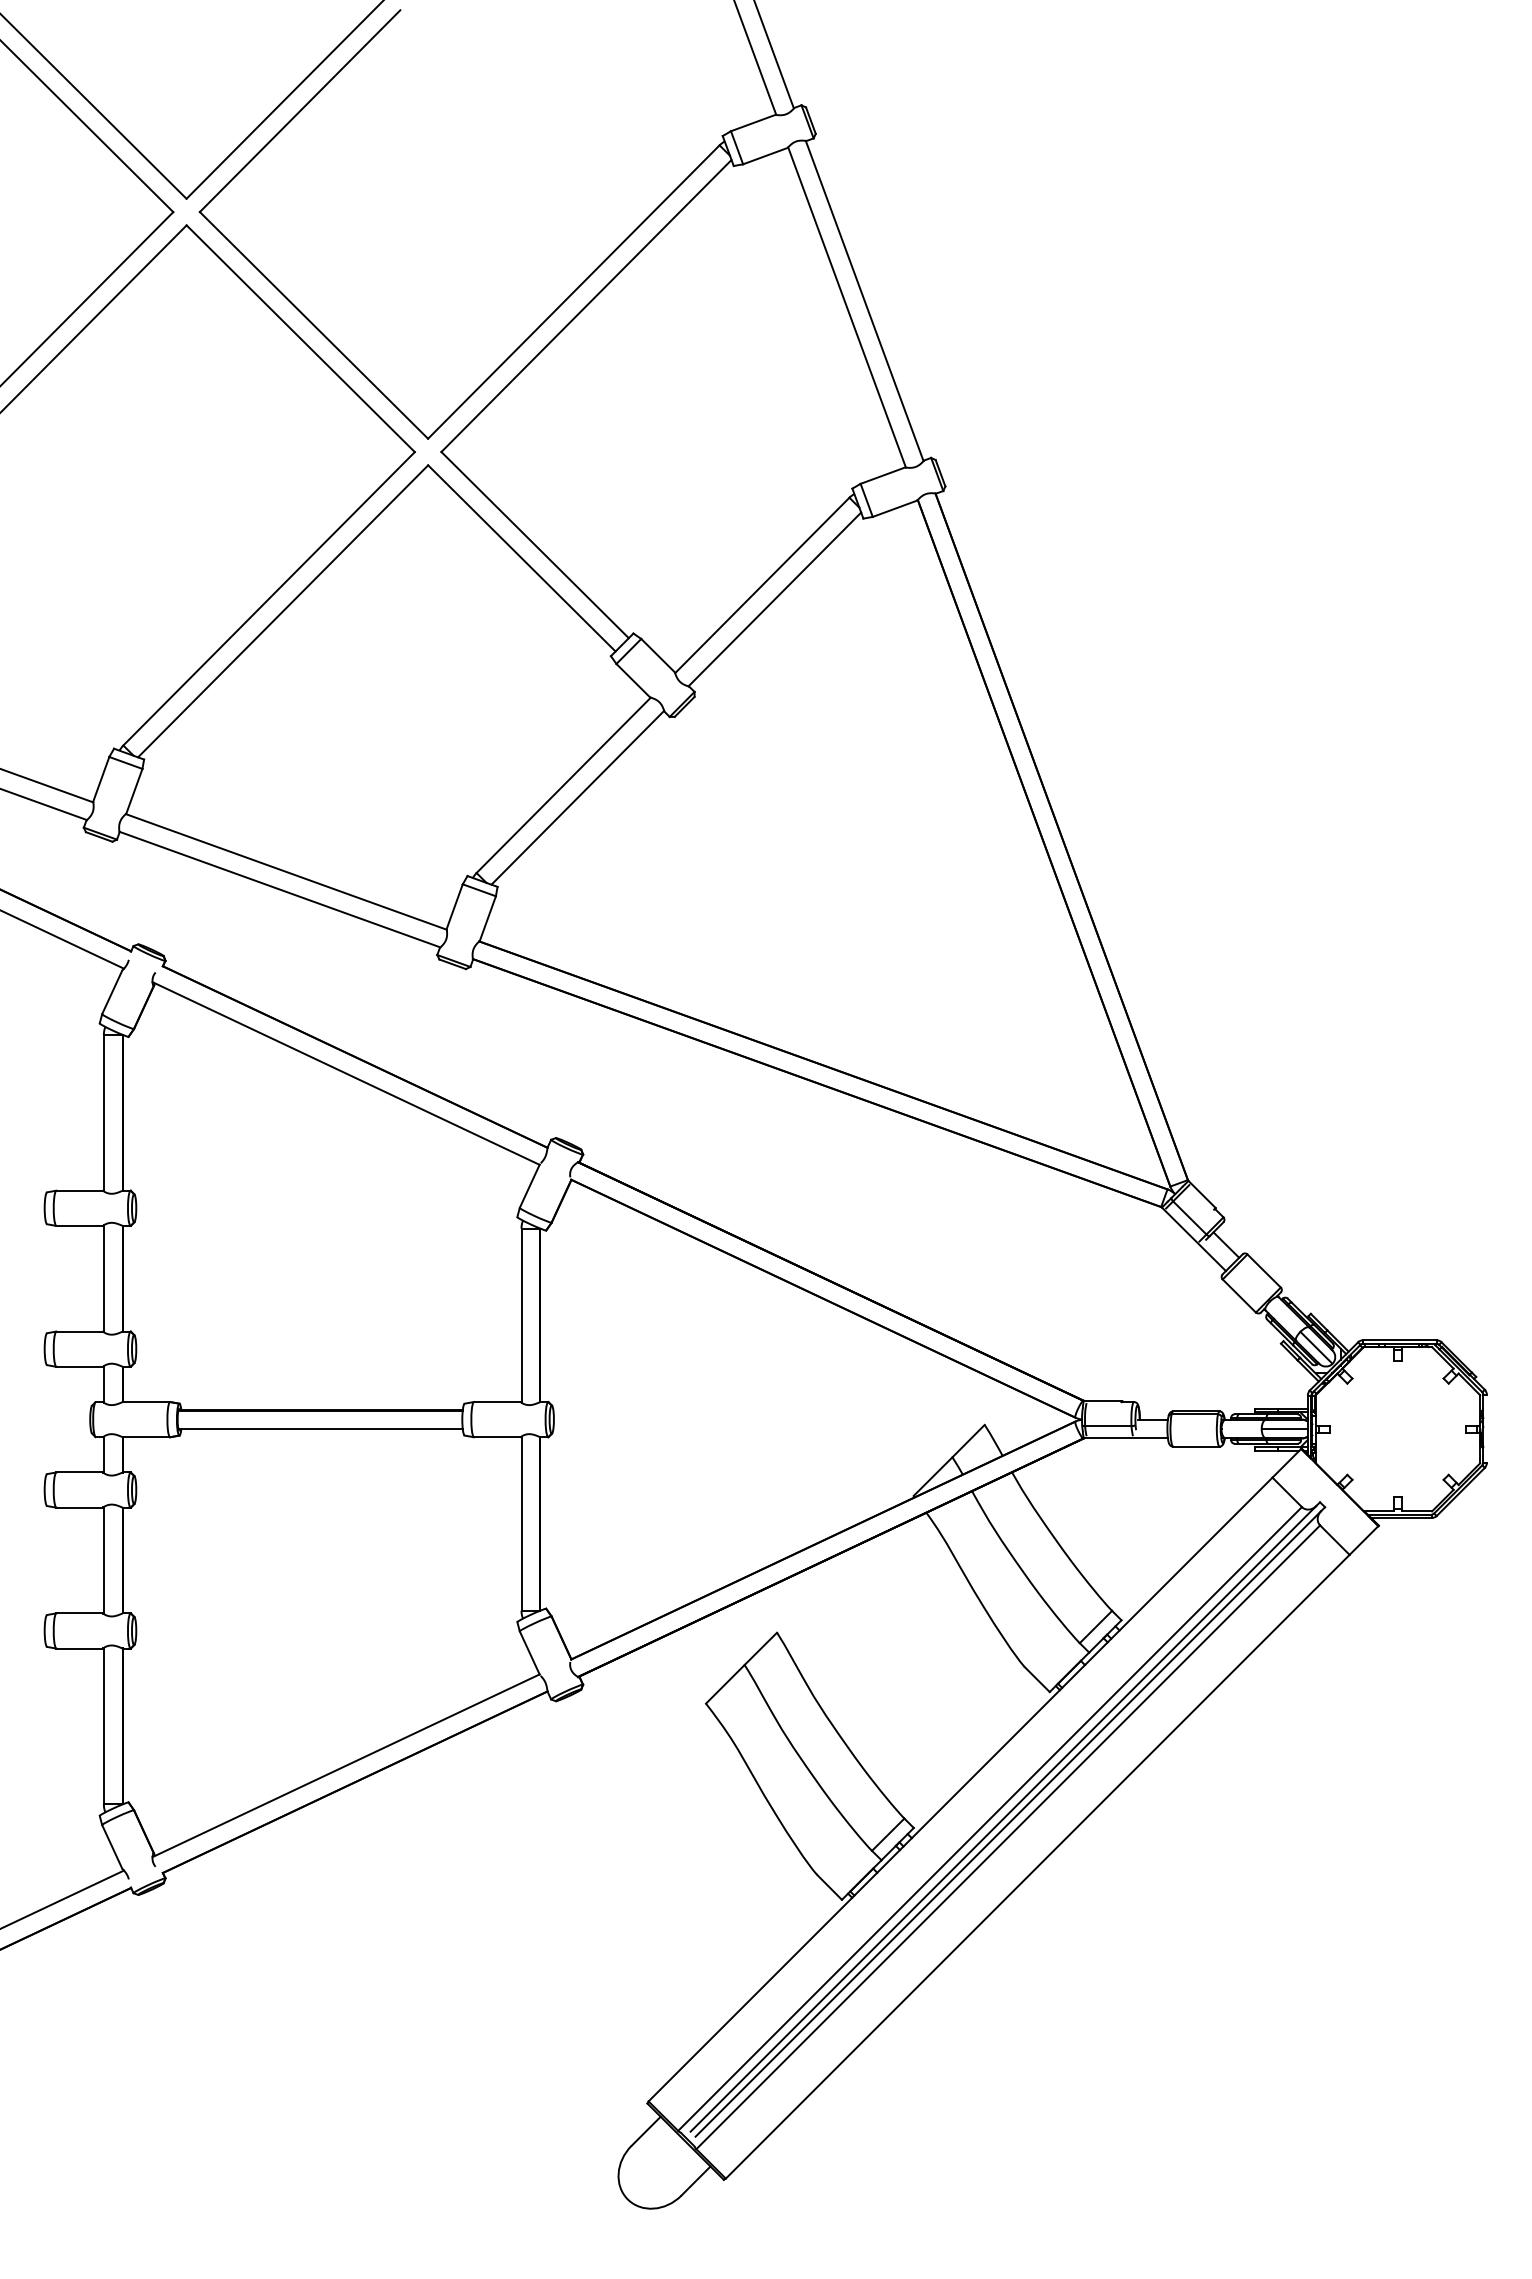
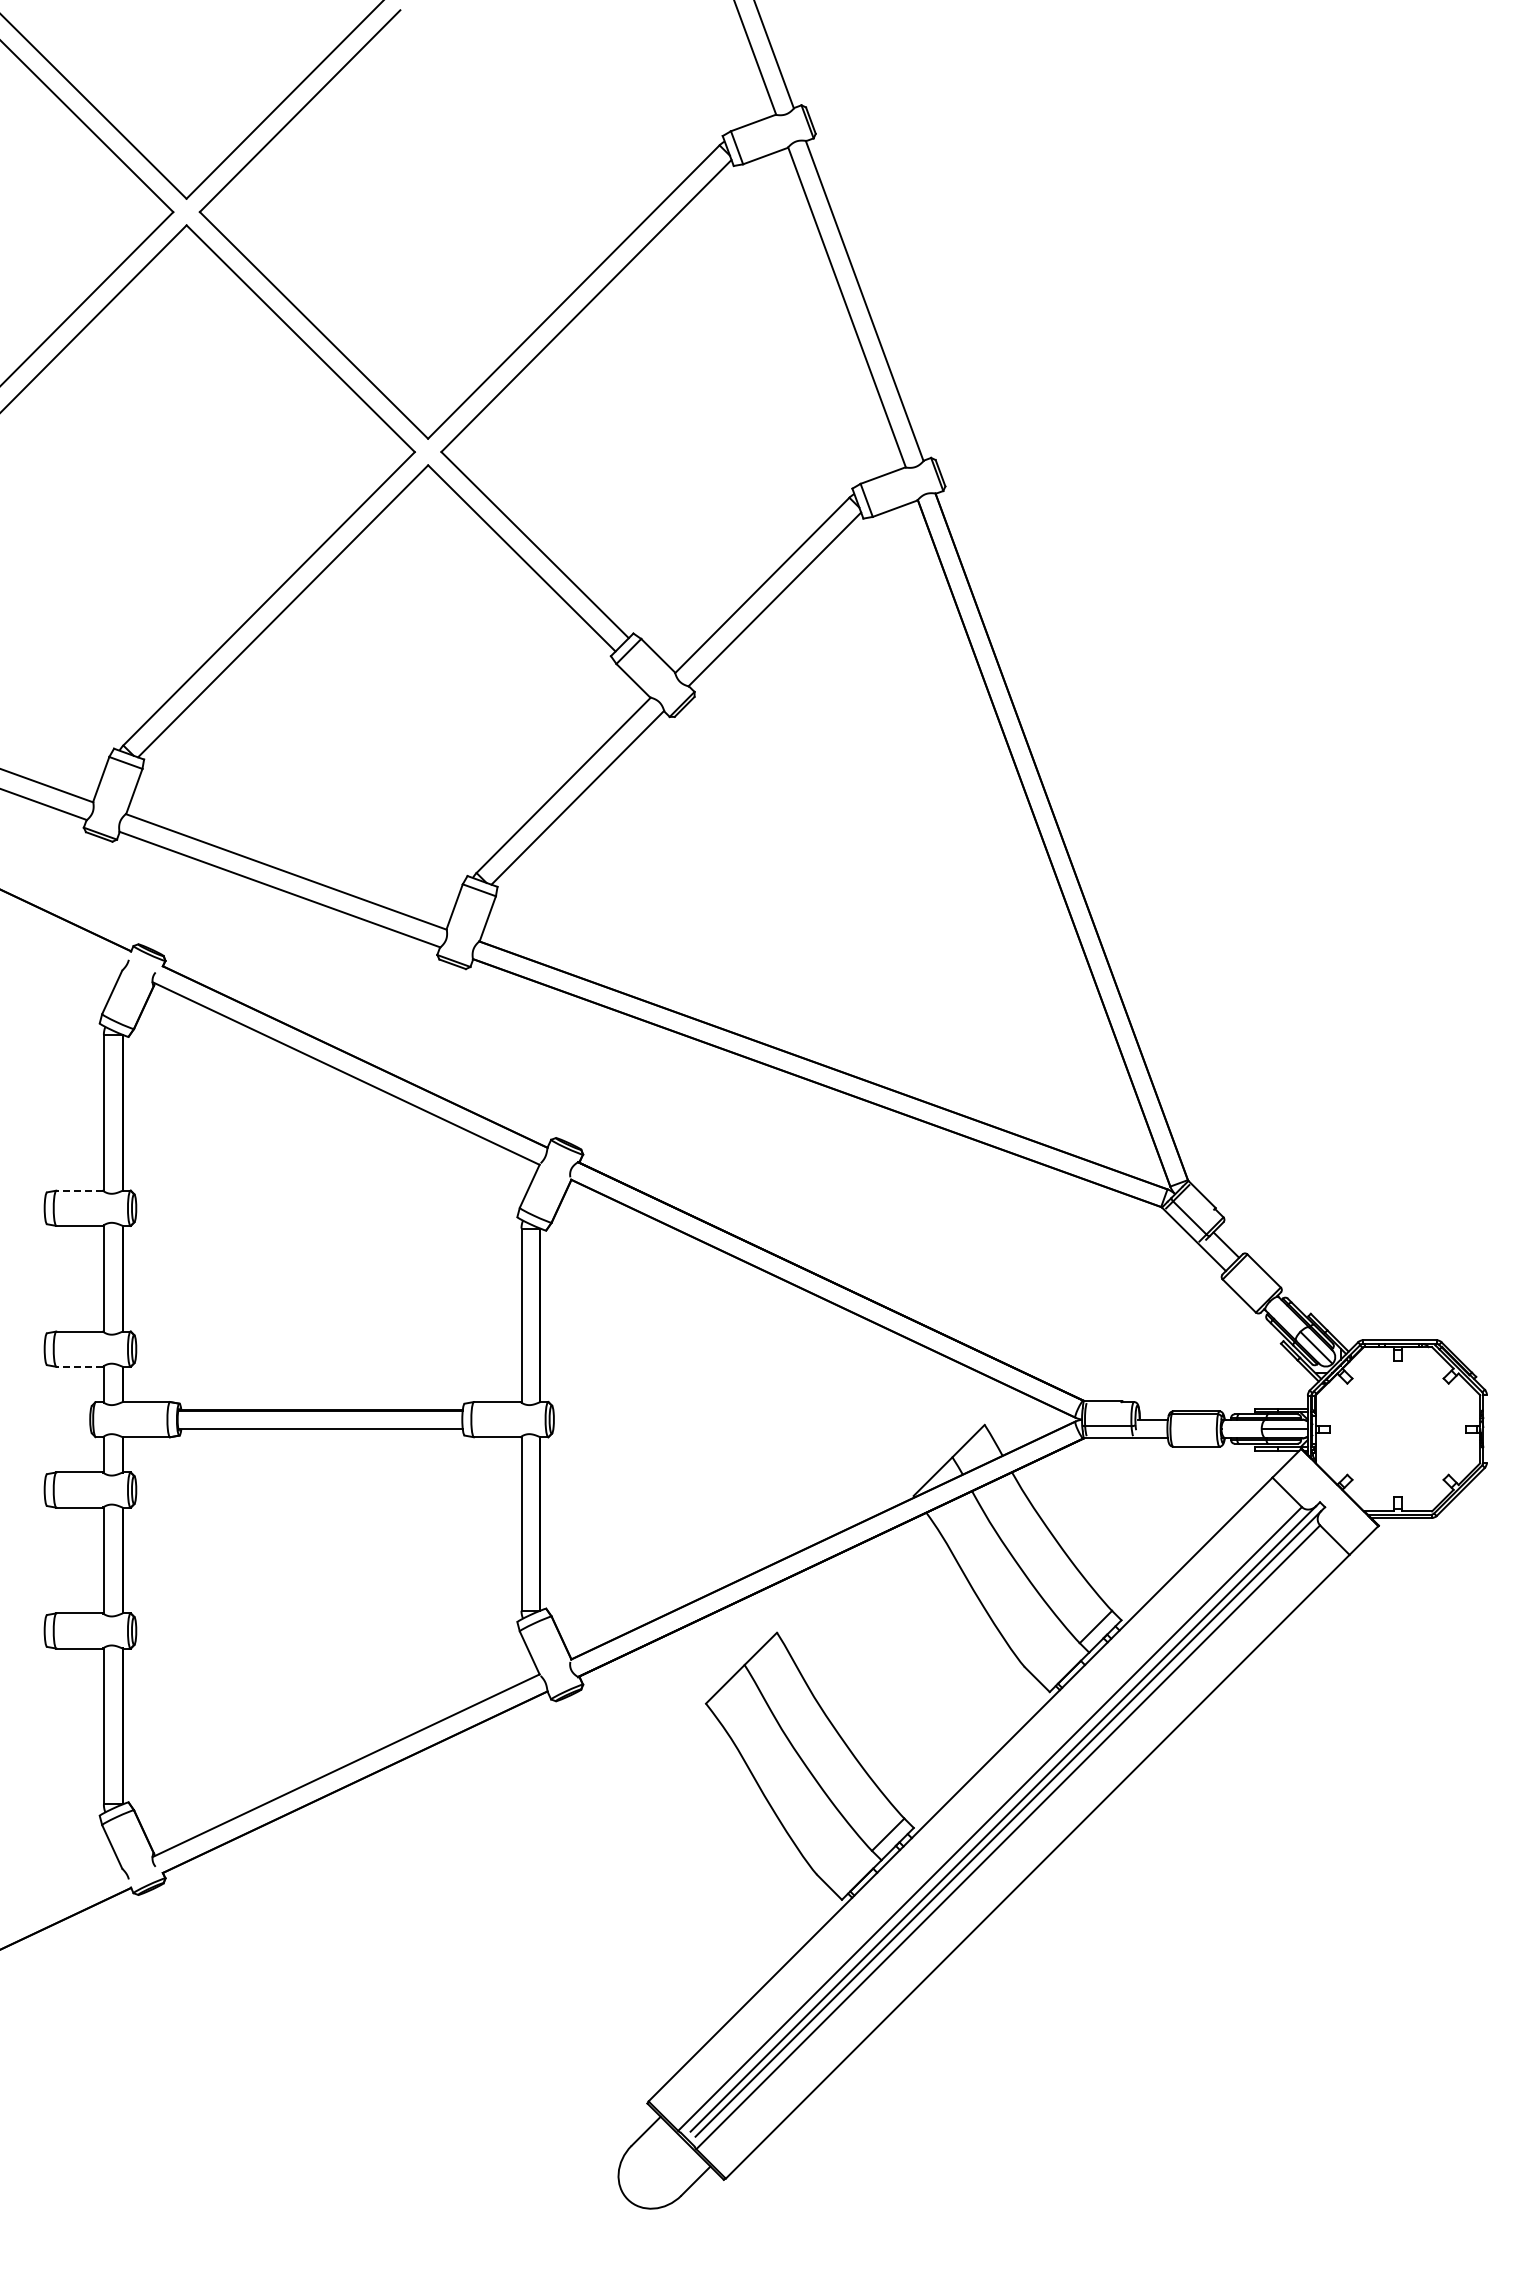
line: present -> none (63, 939)
line: solid -> dashed (79, 1190)
line: solid -> dashed (79, 1366)
line: present -> none (63, 1898)
